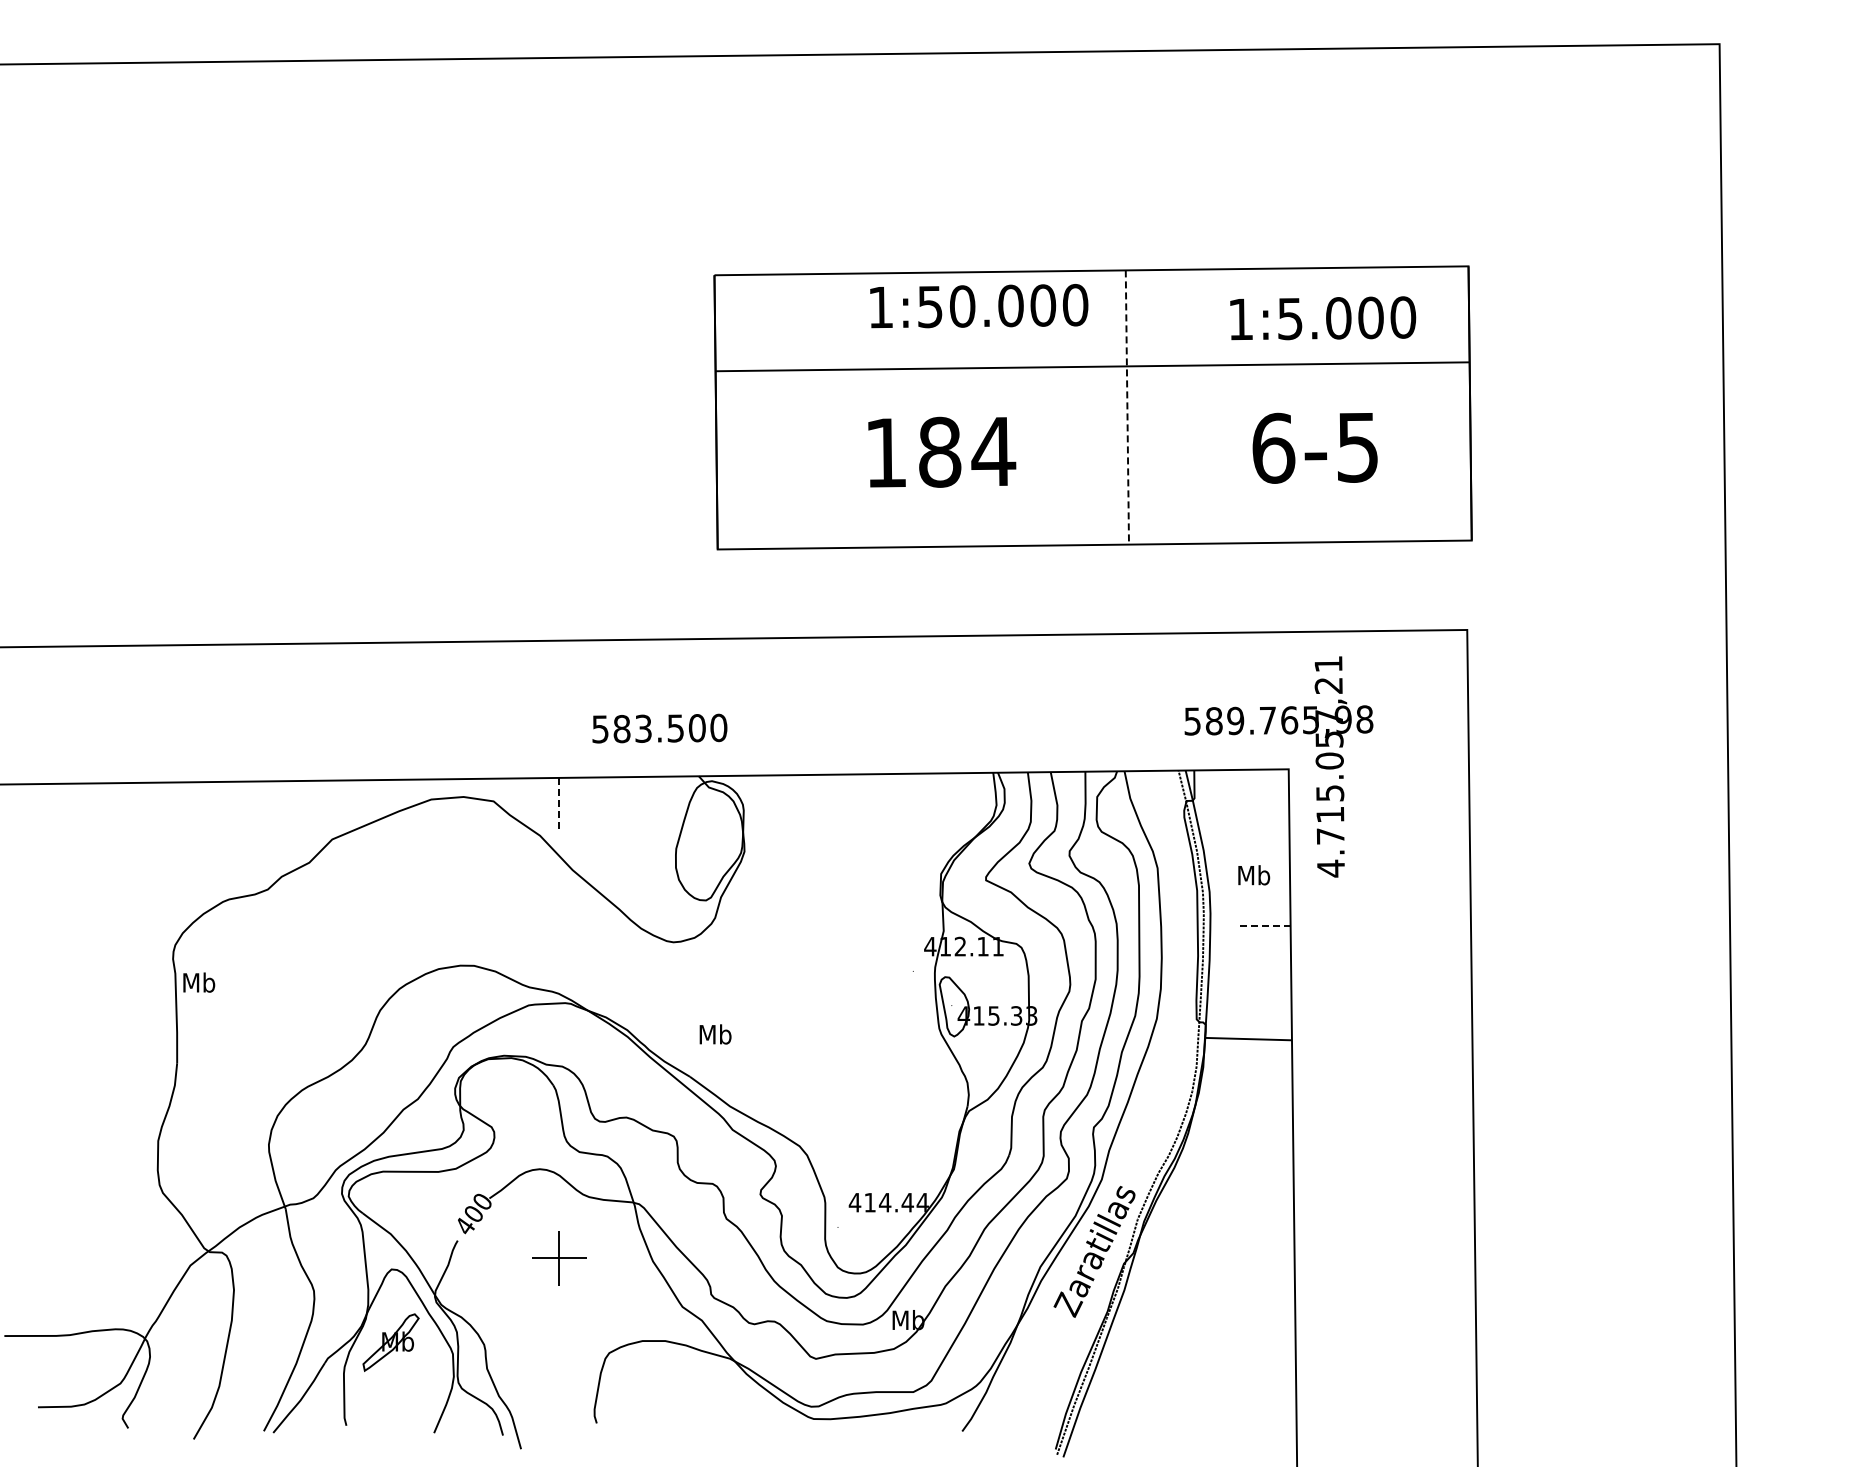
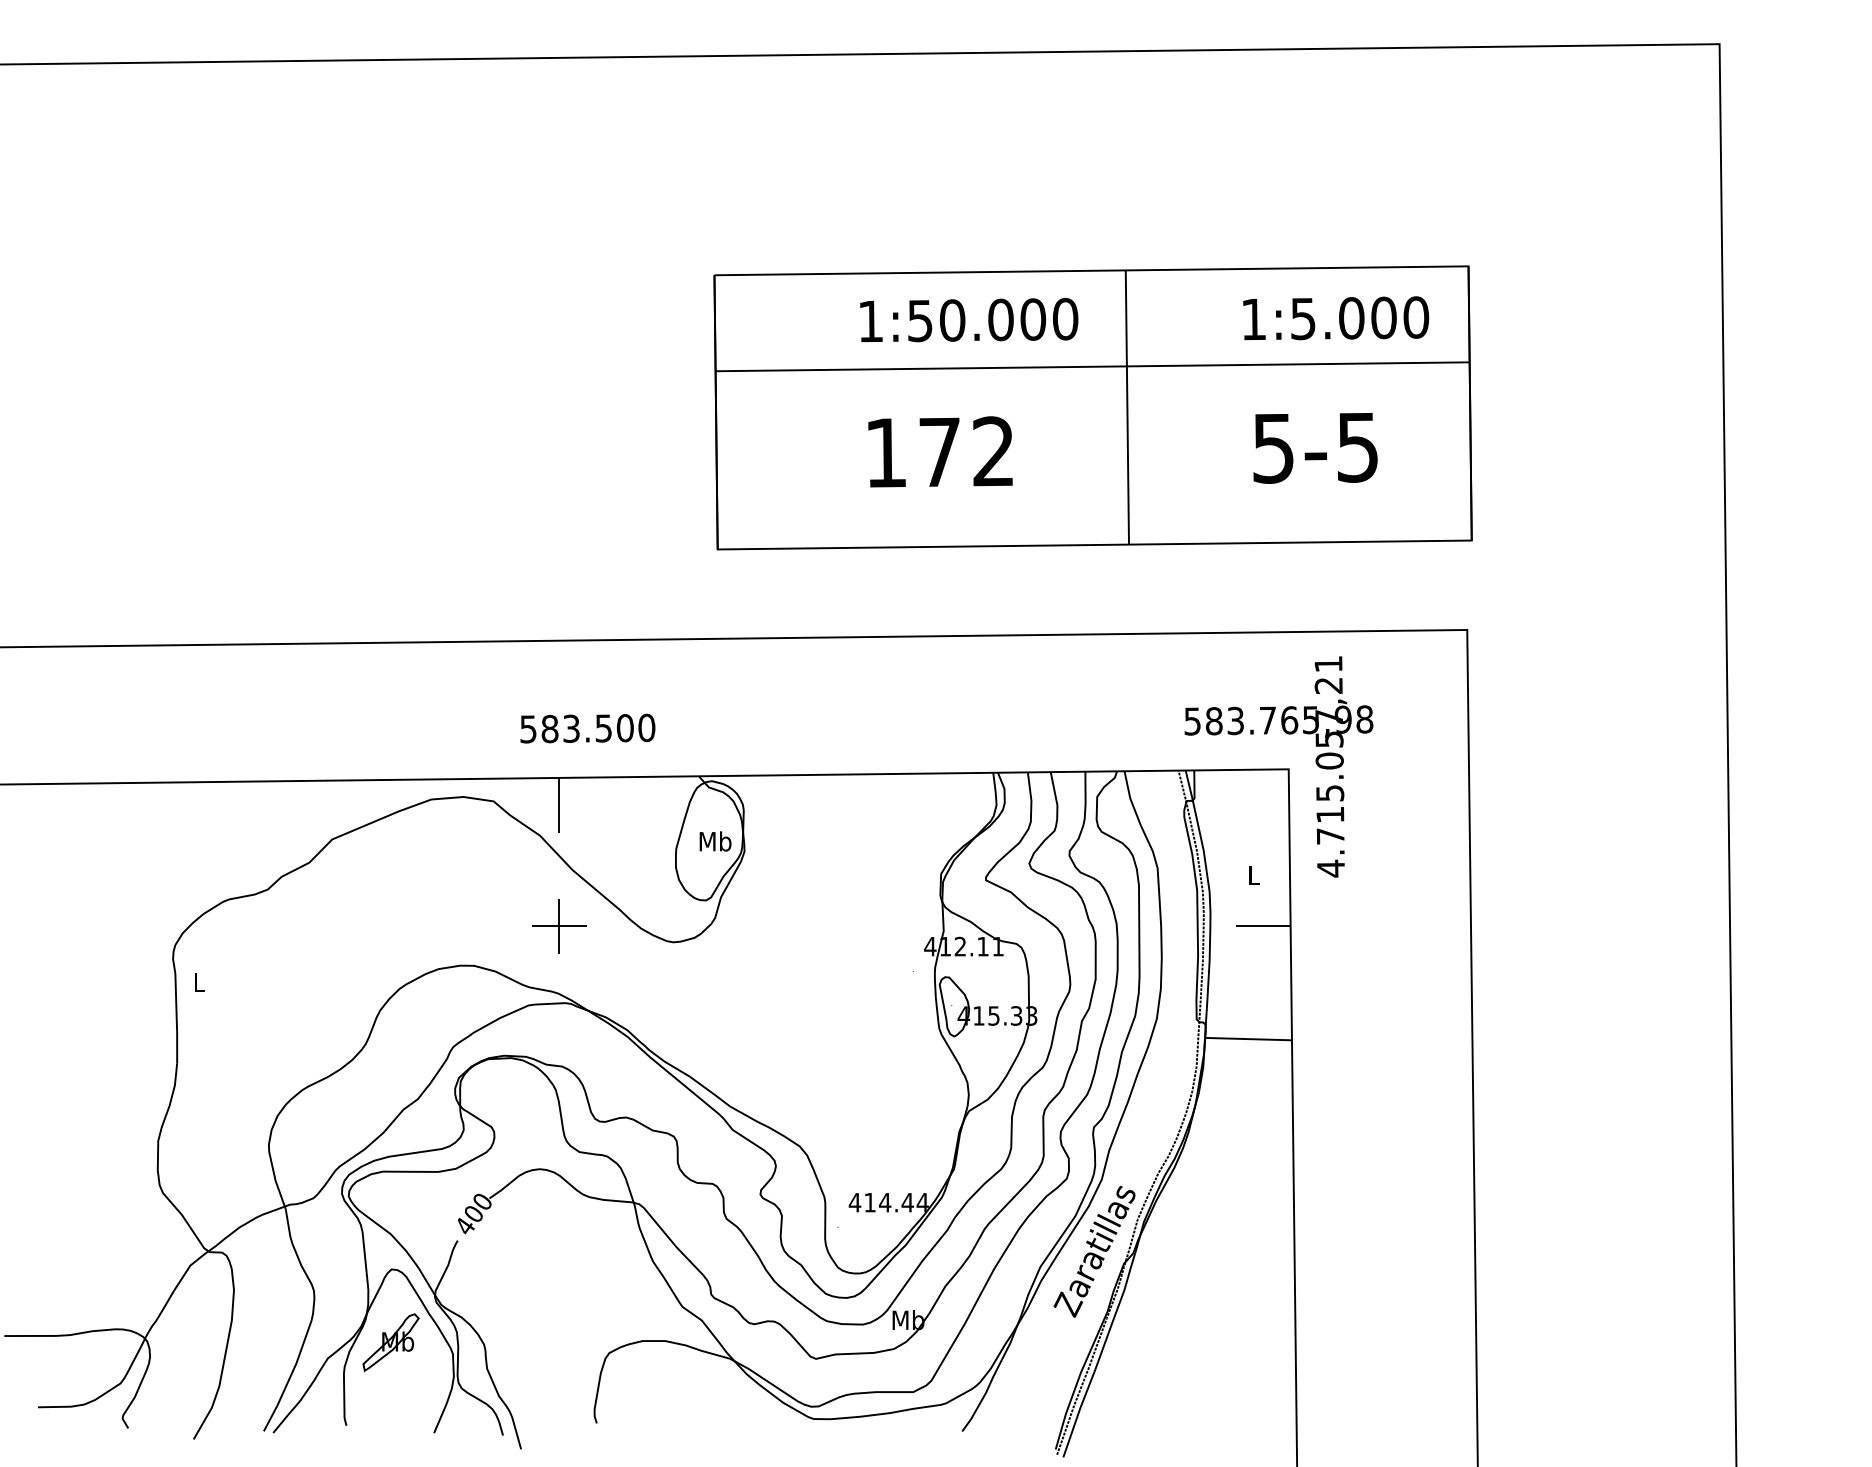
text position: (979, 306) -> (969, 320) (969, 320)
text position: (1323, 318) -> (1336, 318) (1336, 318)
line: dashed -> solid (1127, 408)
text: 6-5 -> 5-5 (1273, 447)
text: 184 -> 172 (967, 451)
text: 589.765,98 -> 583.765,98 (1235, 720)
text position: (659, 728) -> (587, 728) (587, 728)
line: dashed -> solid (559, 805)
text: Mb -> L (1254, 875)
line: dashed -> solid (1262, 926)
text: Mb -> L (199, 982)
text position: (715, 1034) -> (715, 841) (715, 841)
part position: (559, 1258) -> (559, 926) (559, 926)
